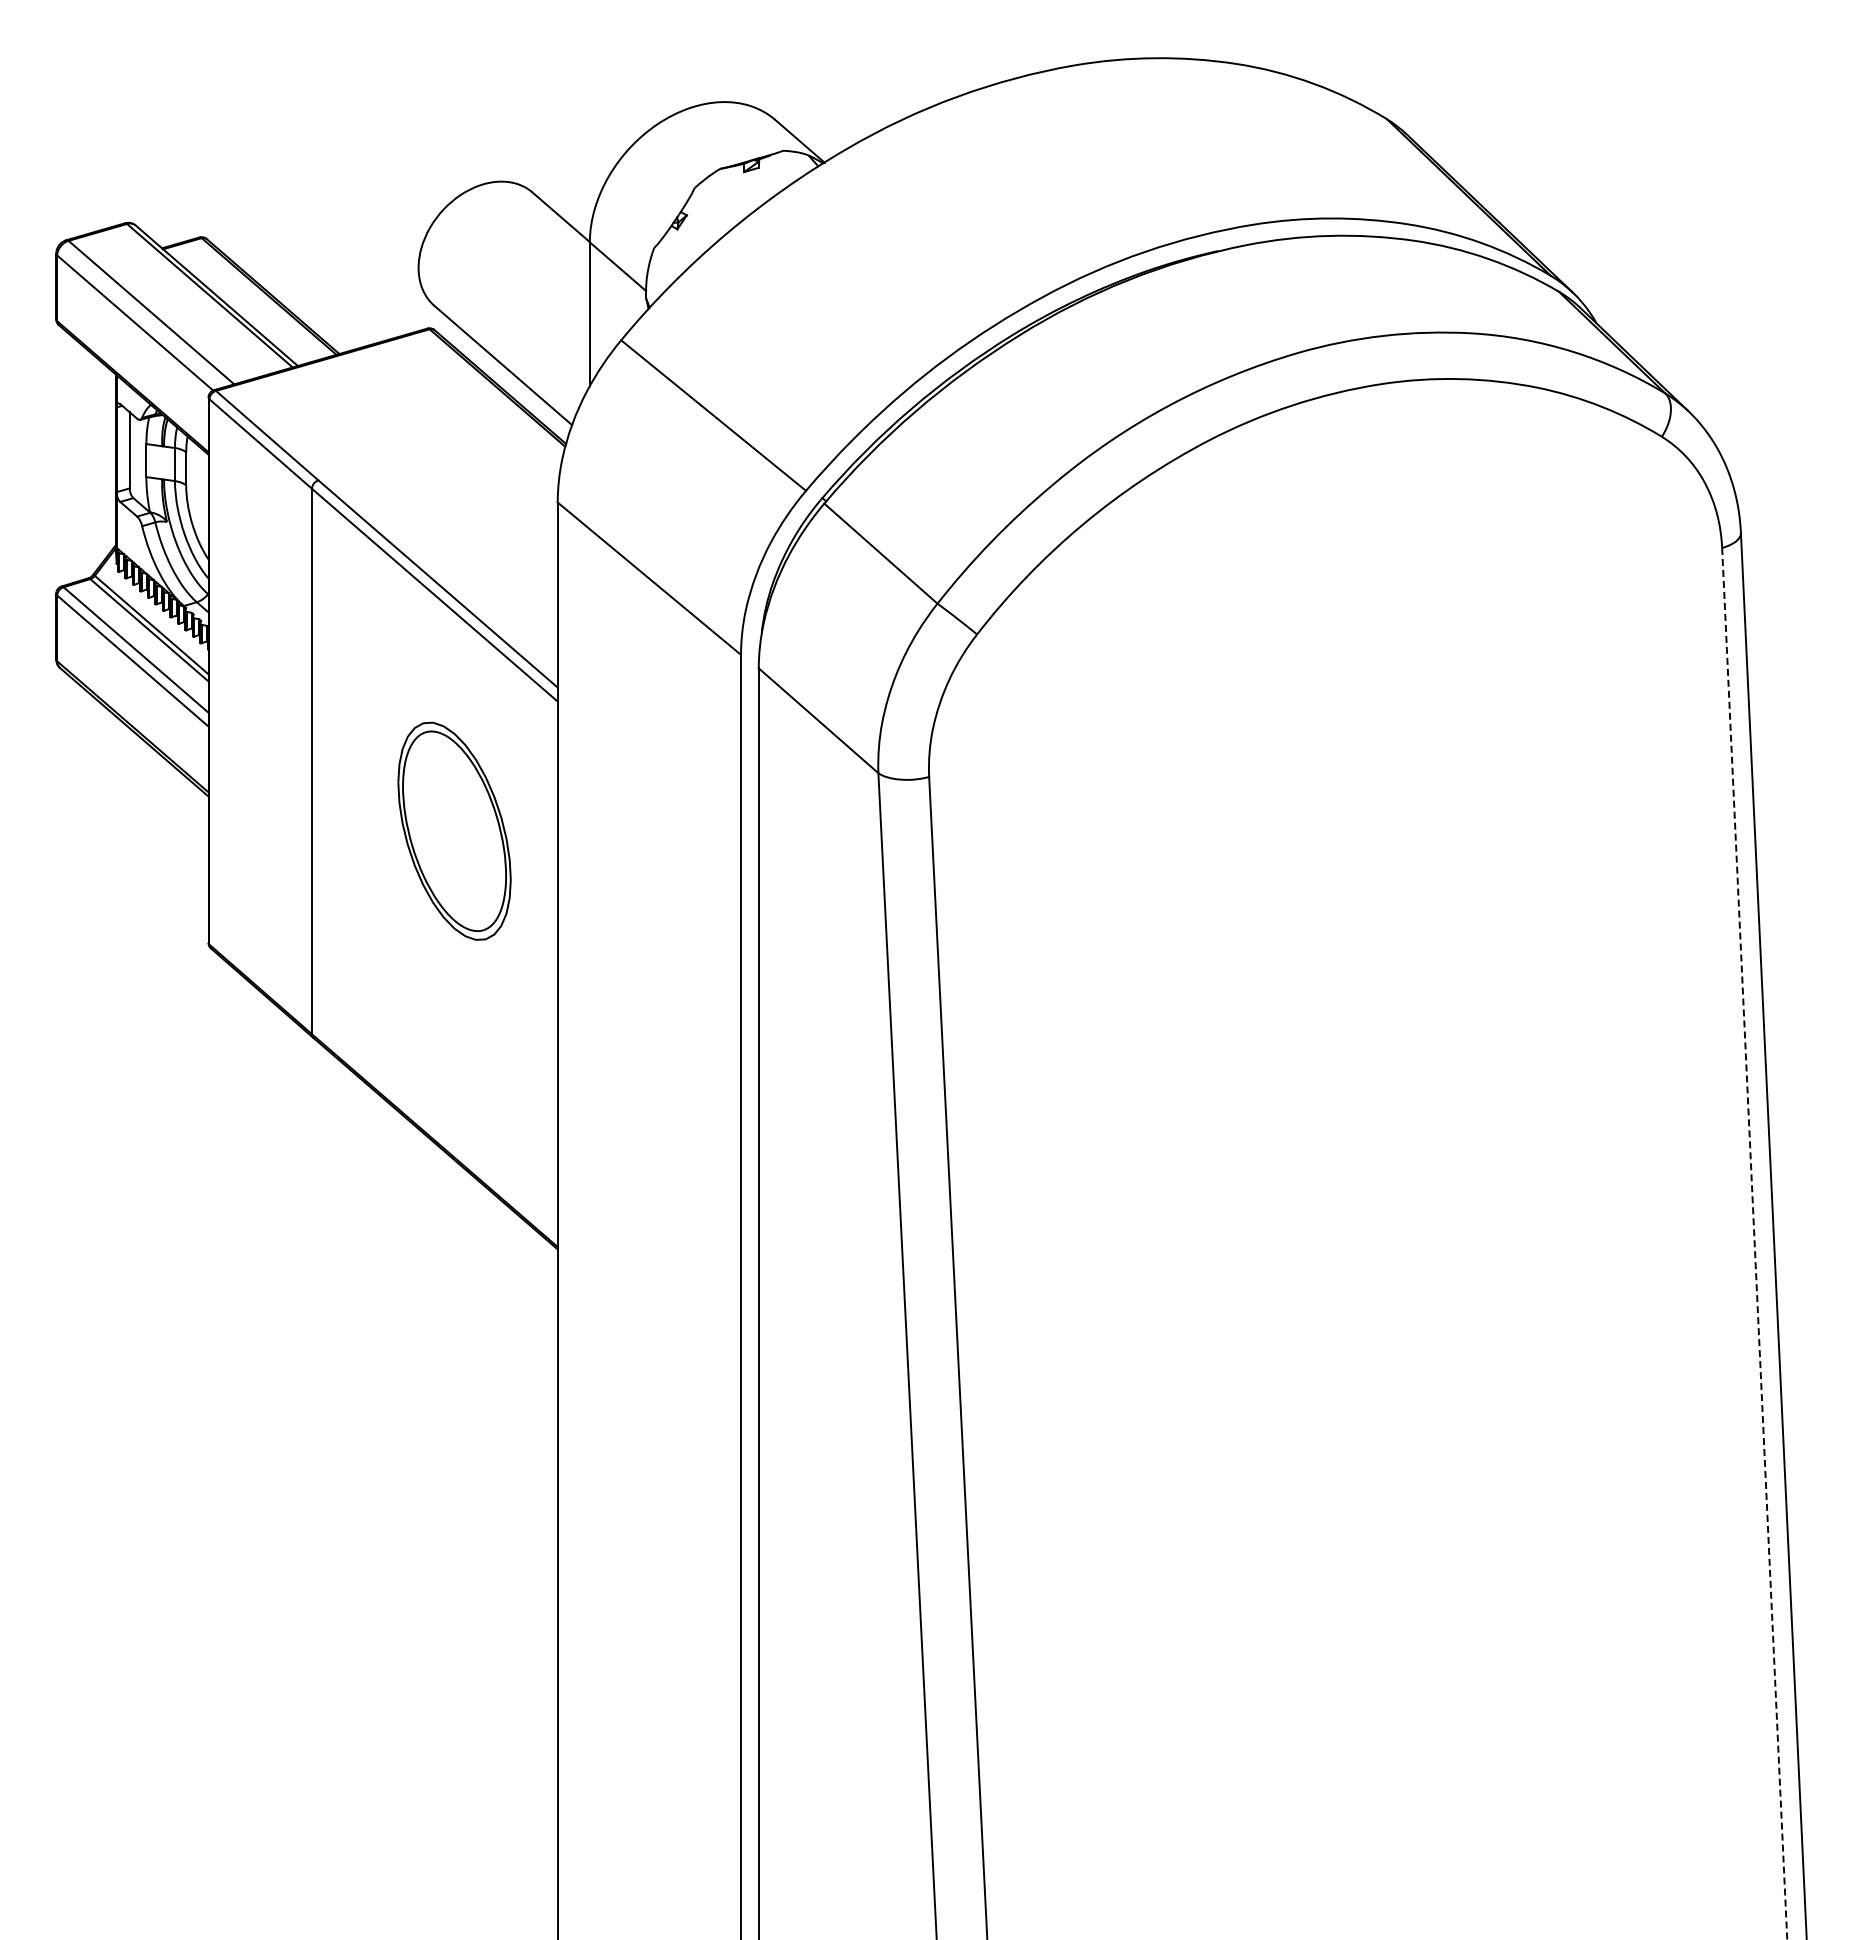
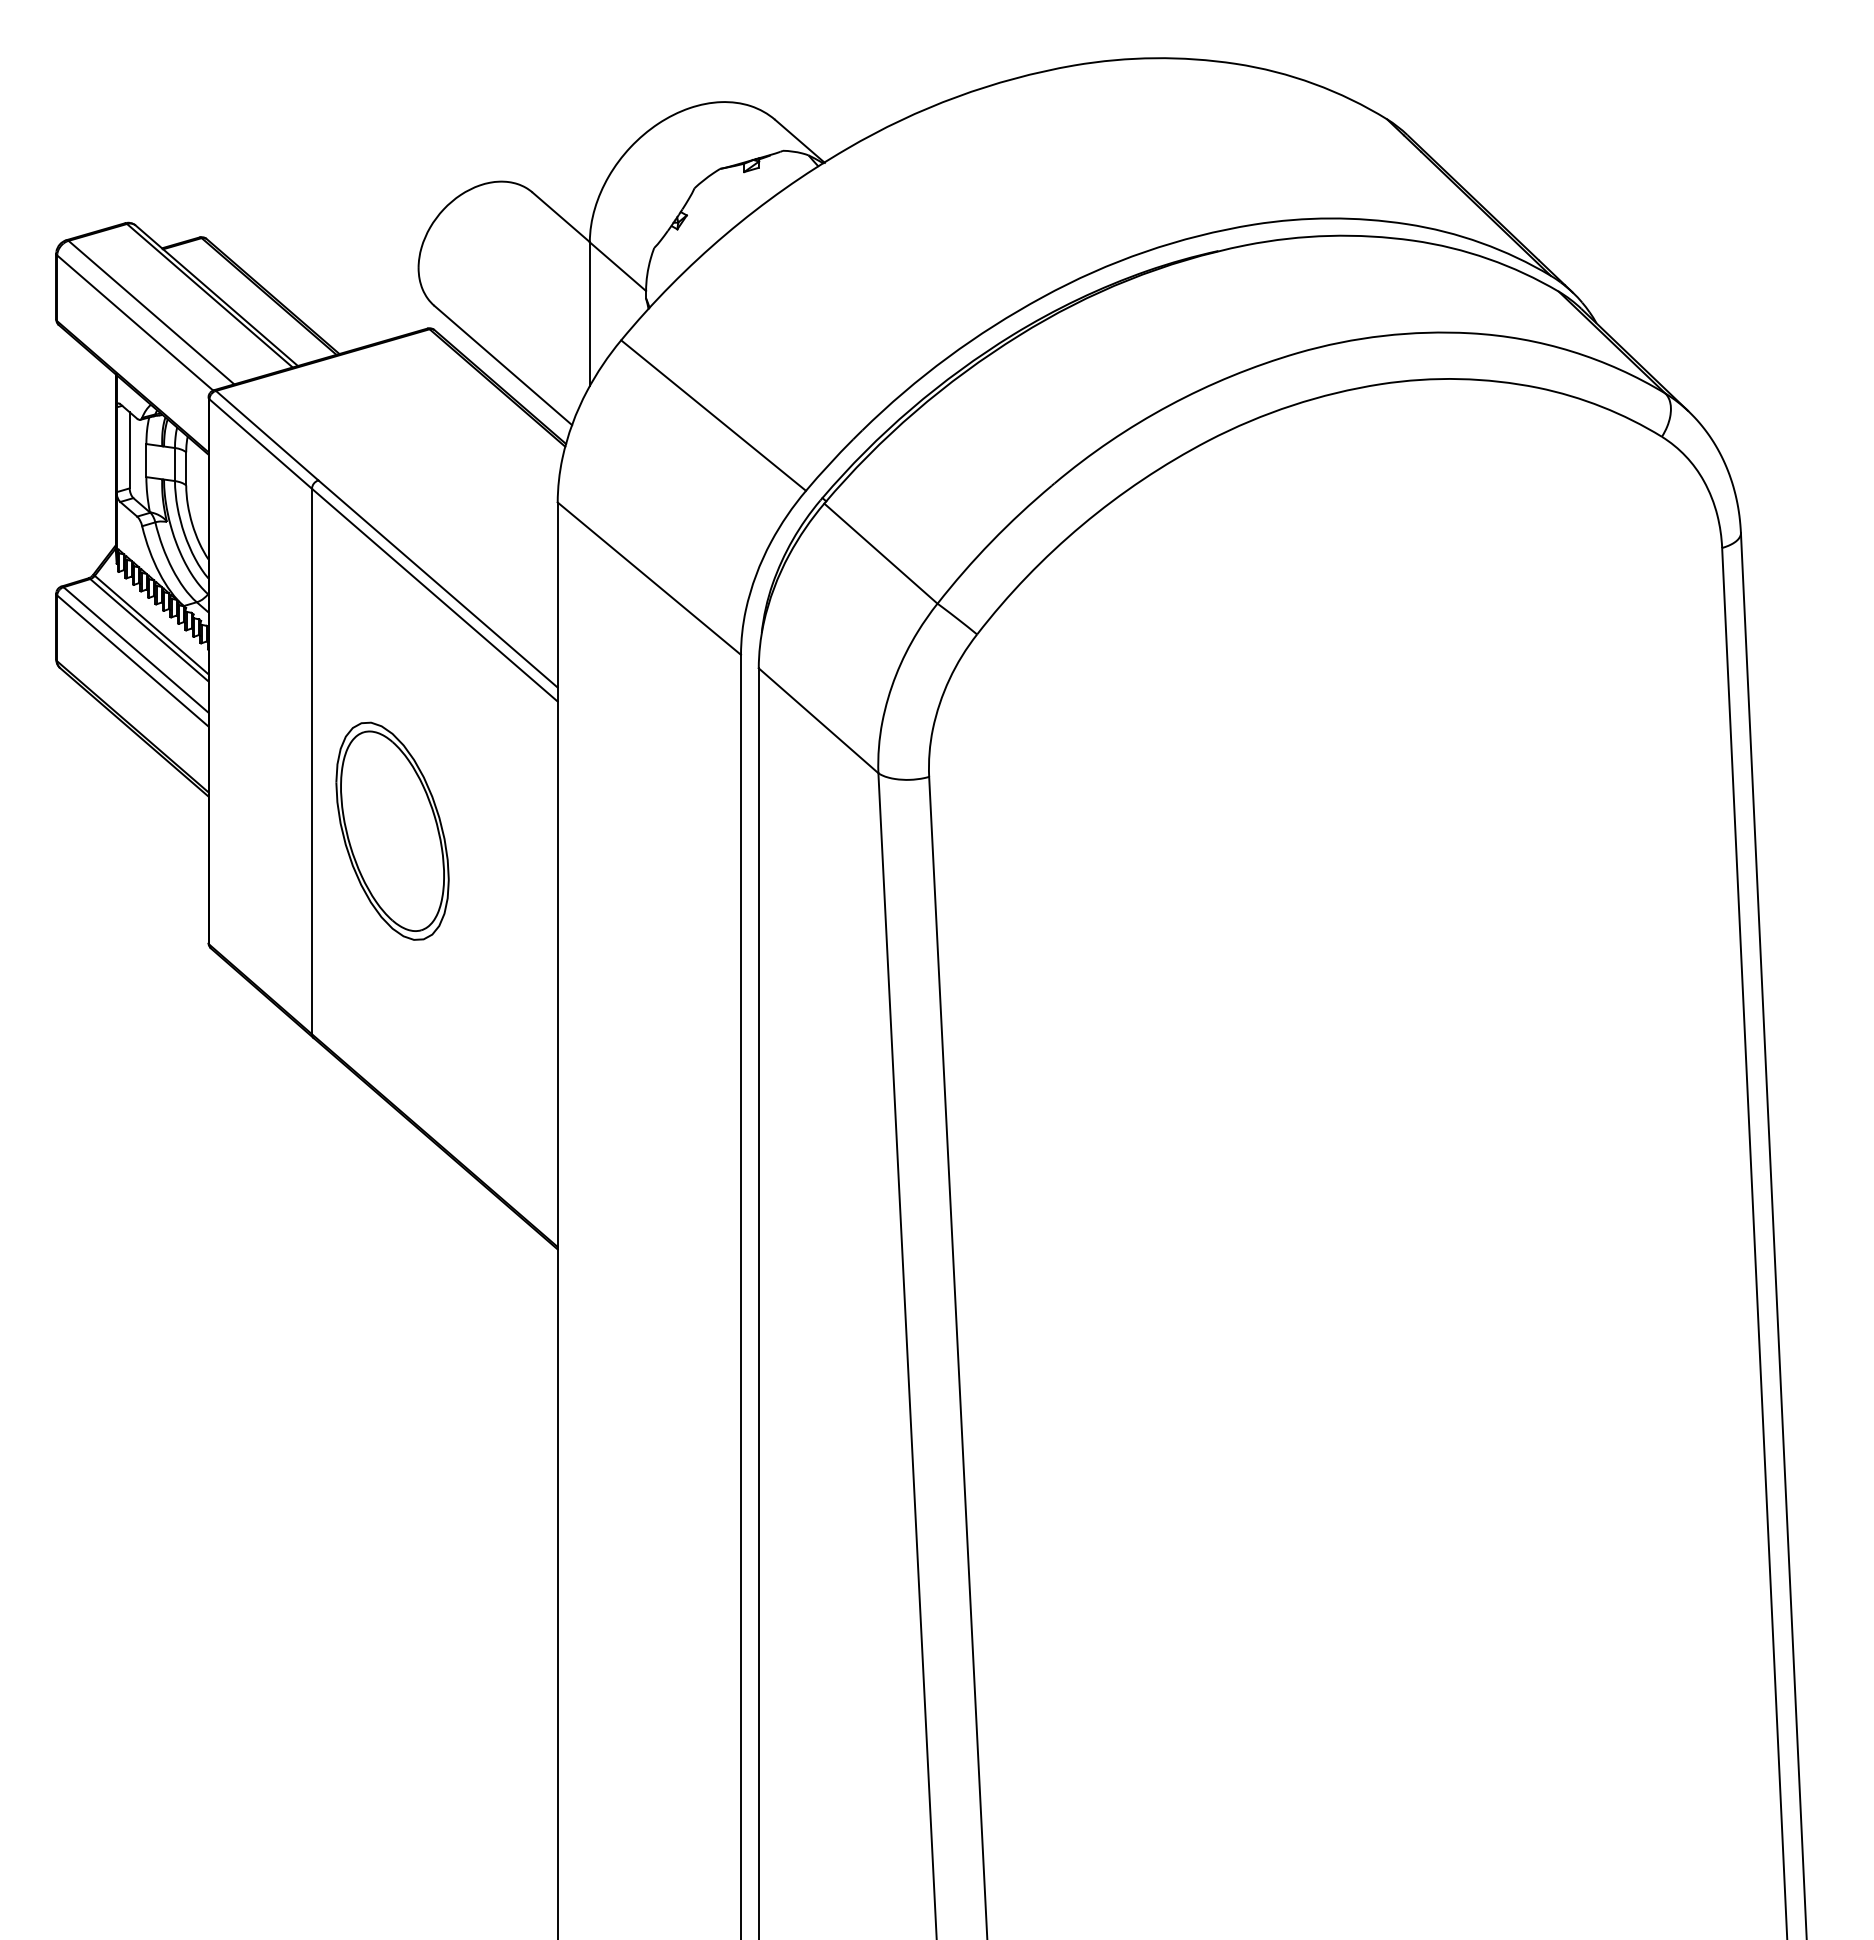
part position: (454, 830) -> (392, 830) (392, 830)
line: dashed -> solid (1754, 1243)
